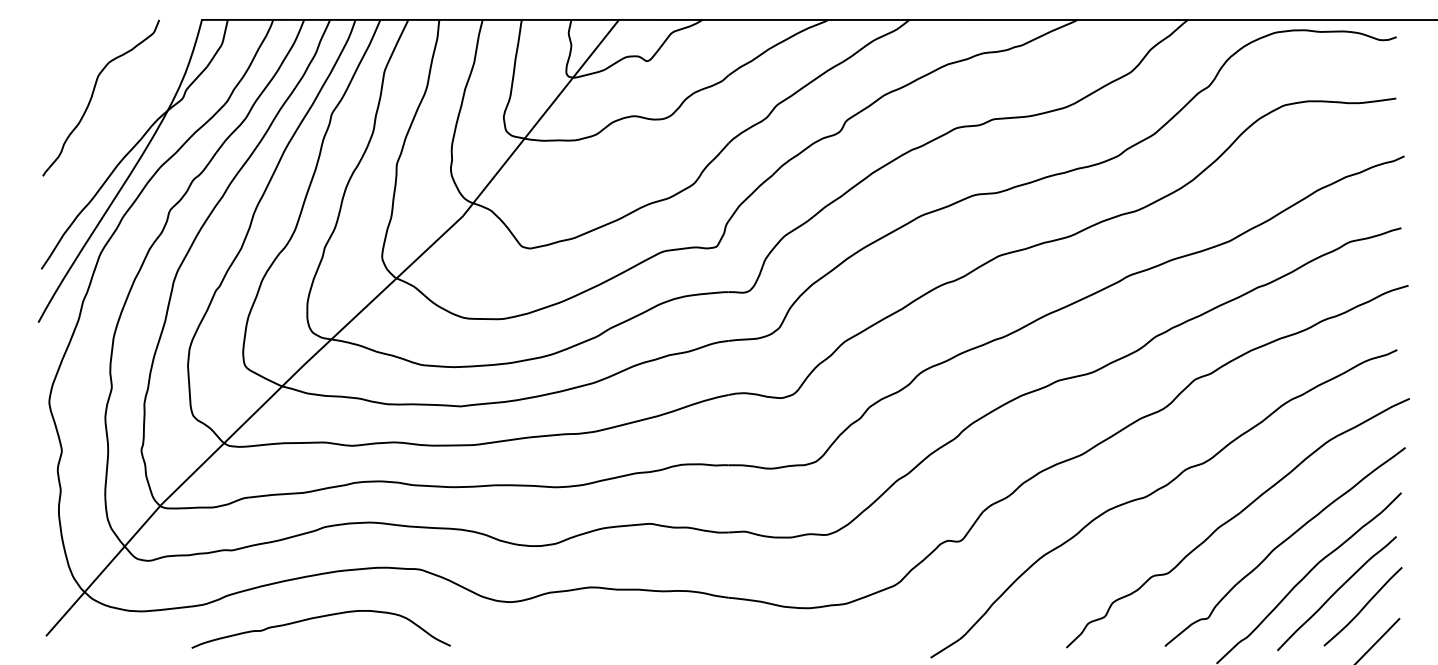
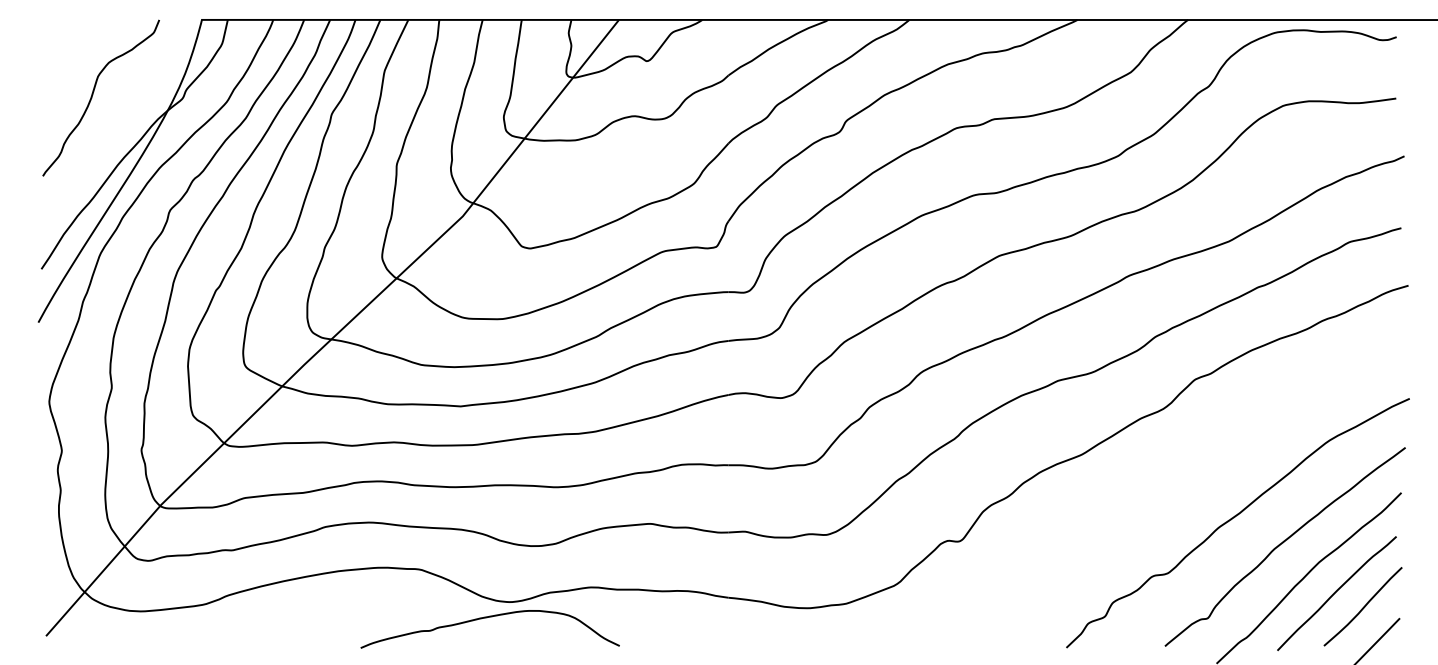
curve: present -> none (1157, 491)
curve position: (317, 618) -> (486, 618) (486, 618)
